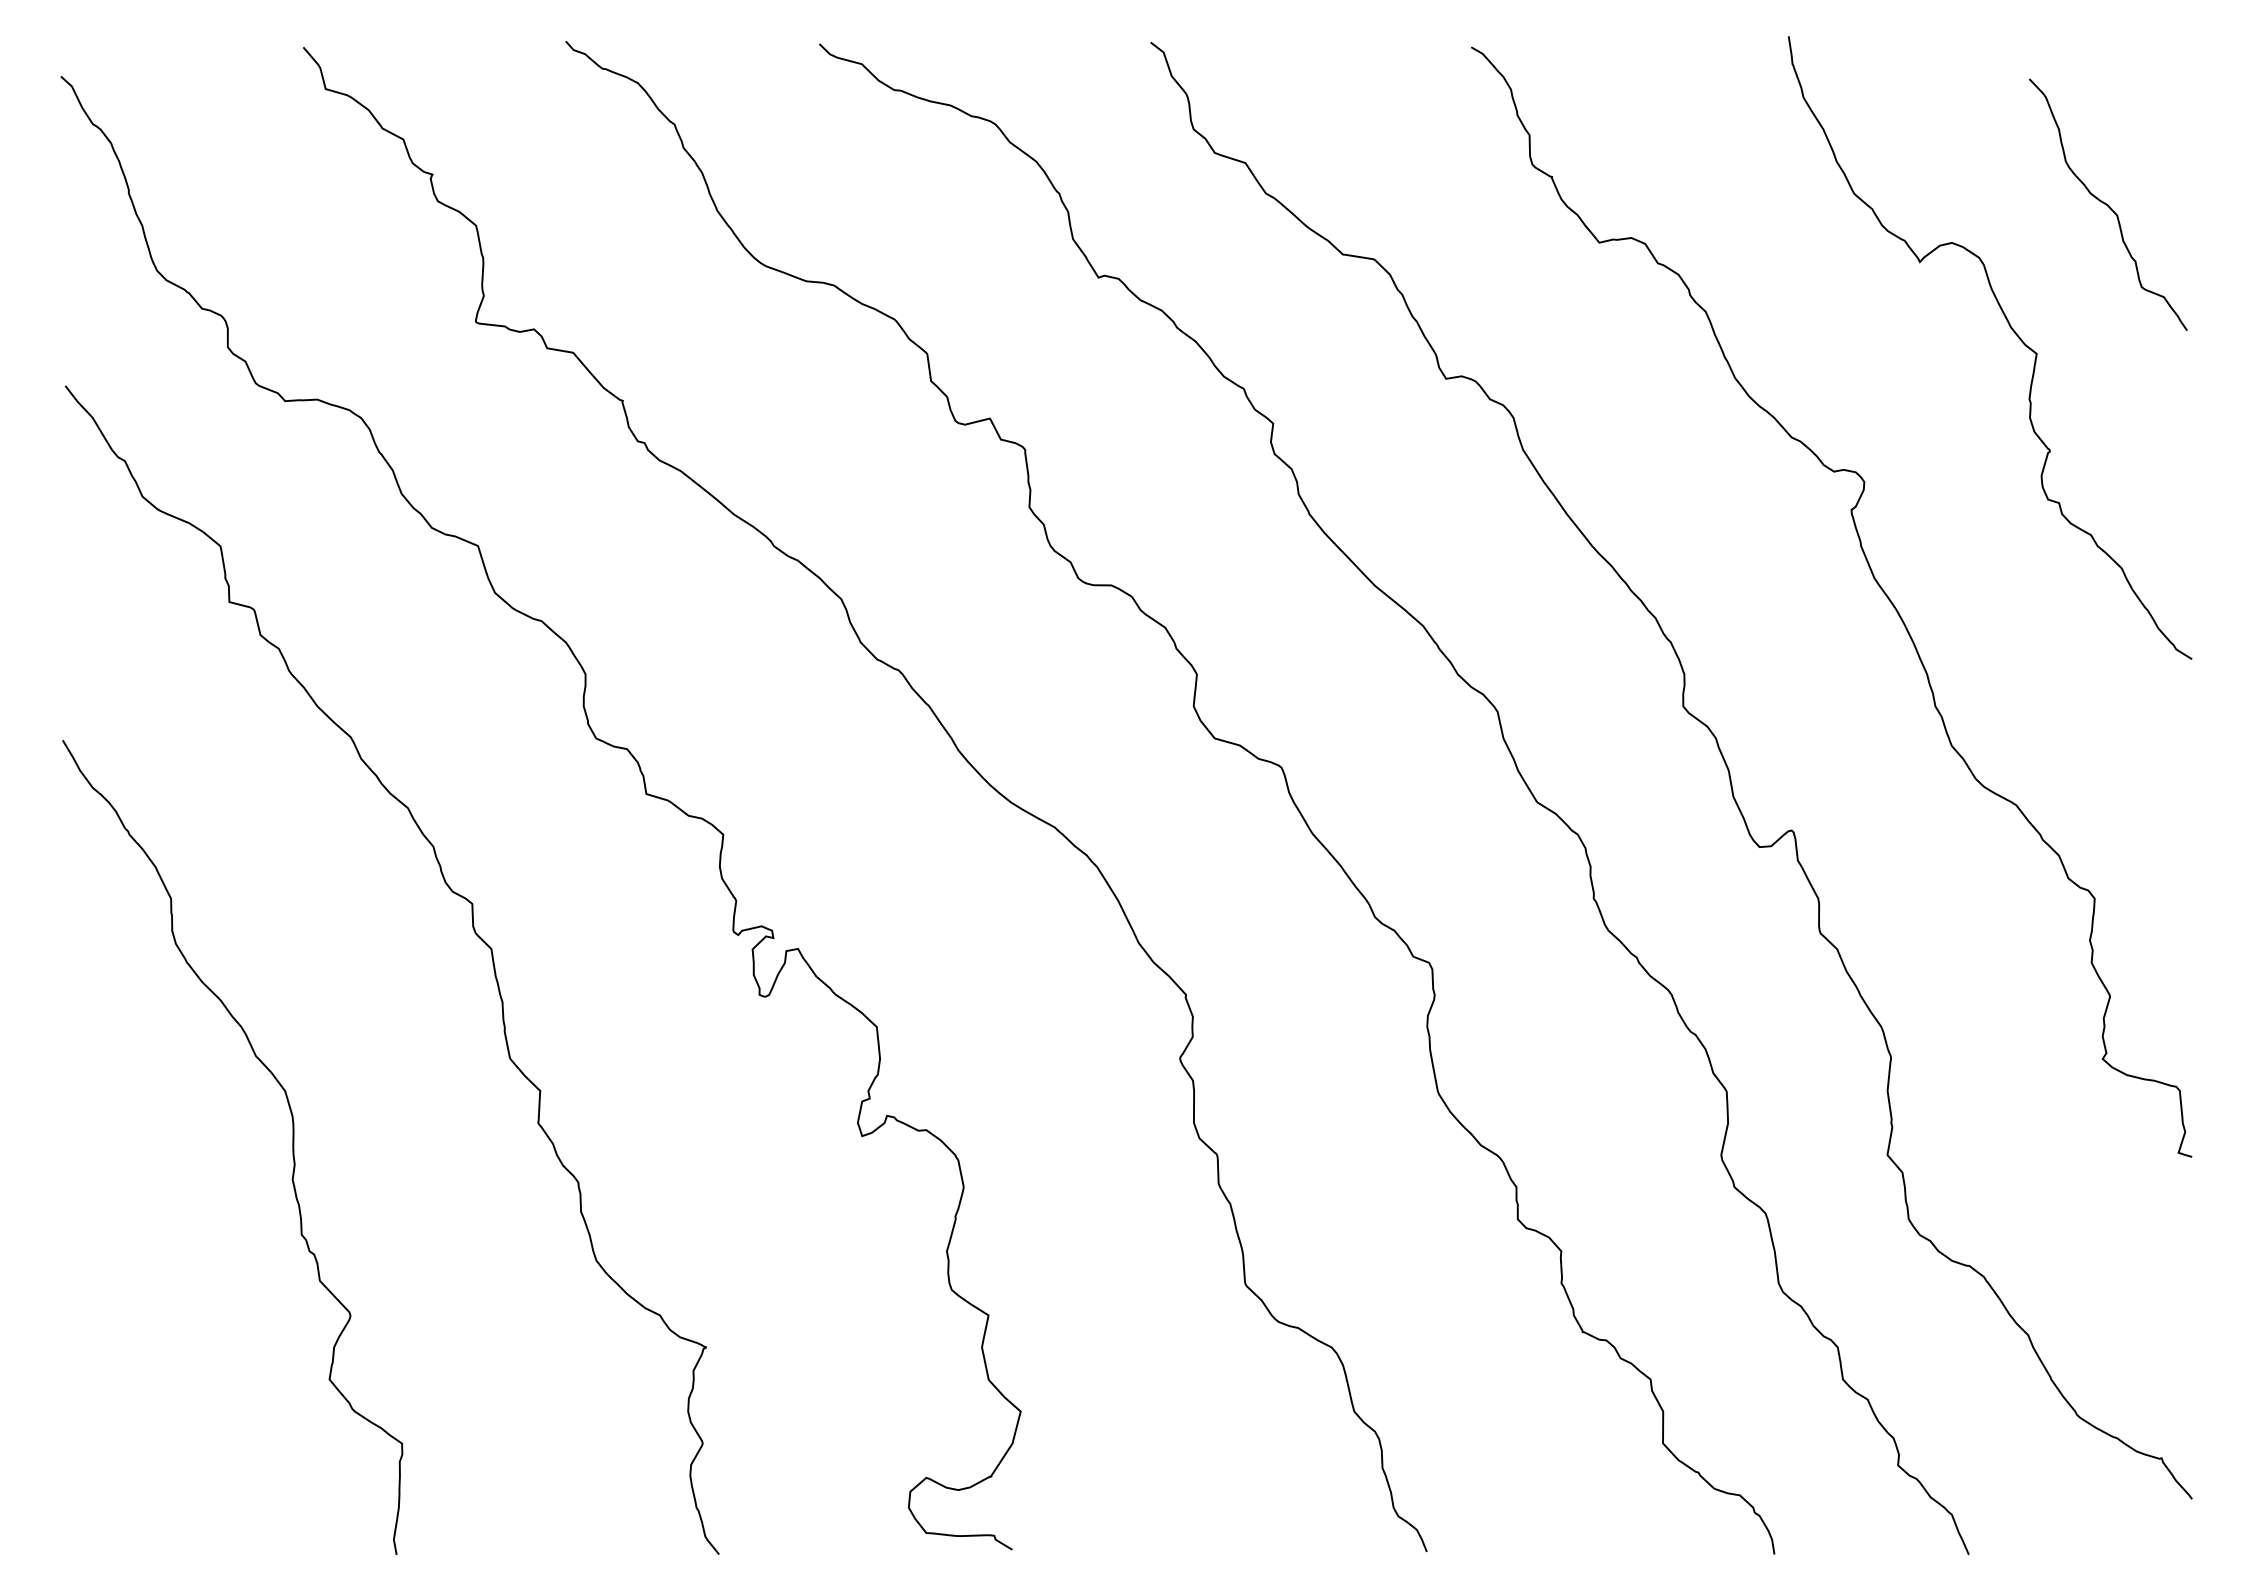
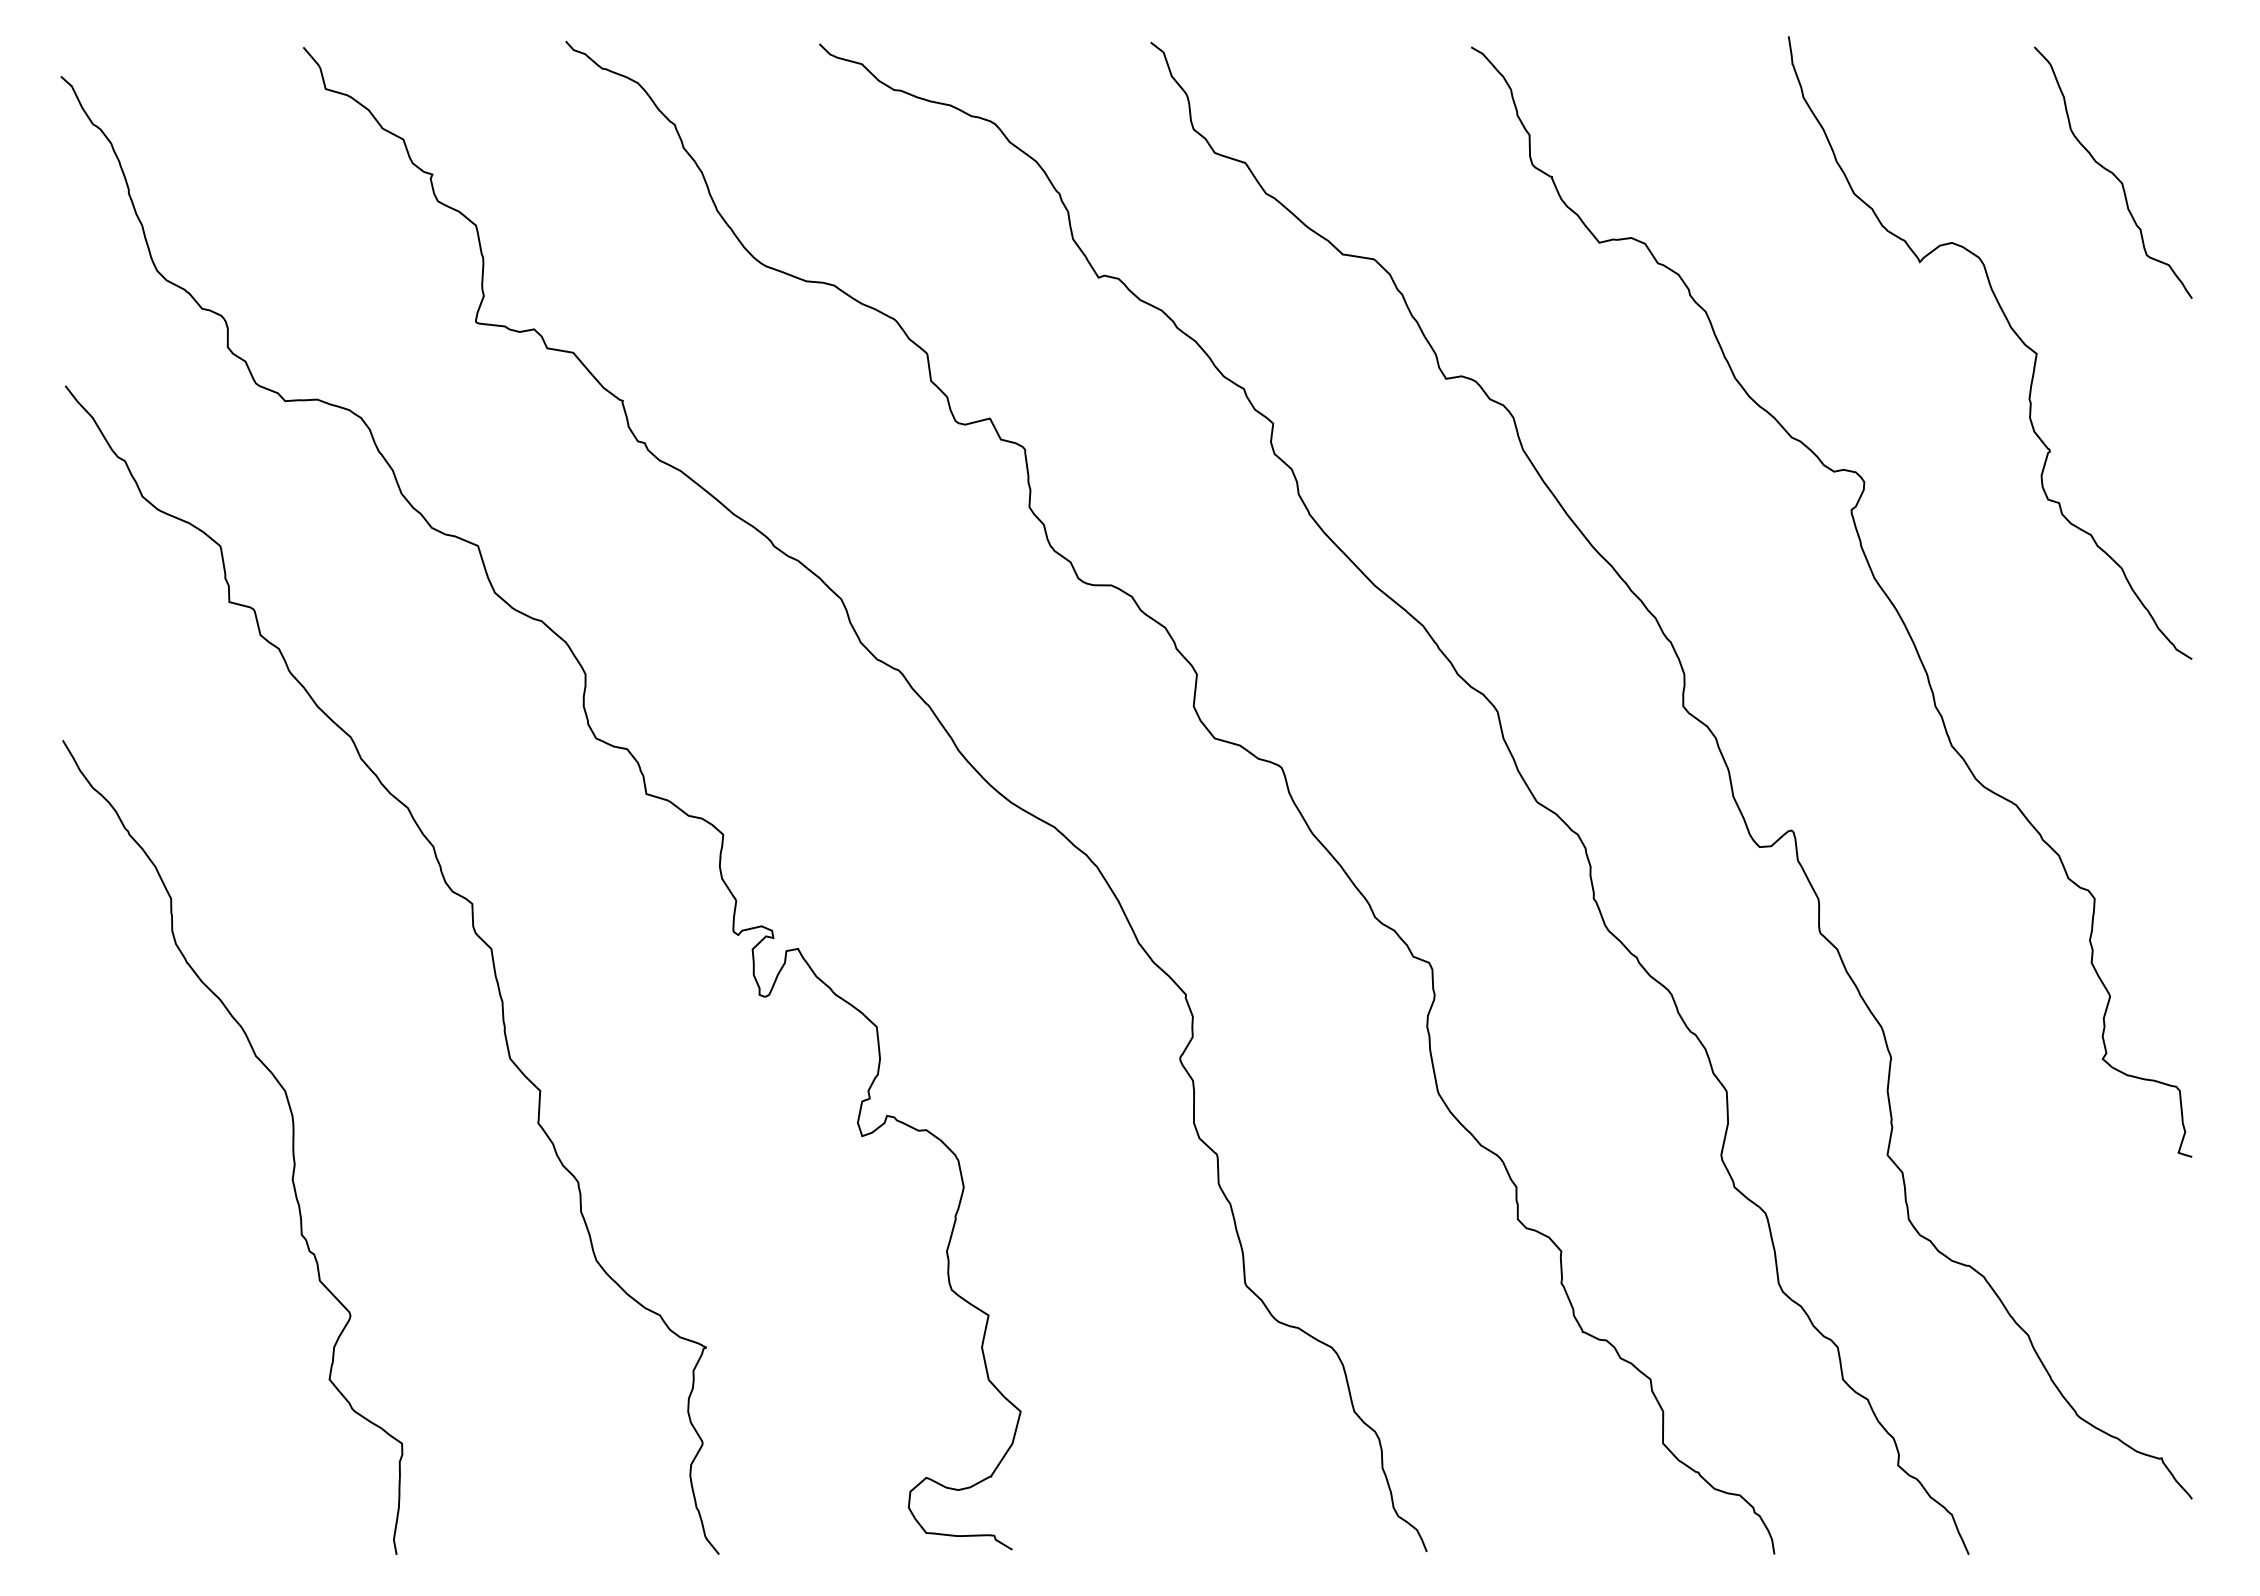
curve position: (2108, 204) -> (2113, 172) (2113, 172)
